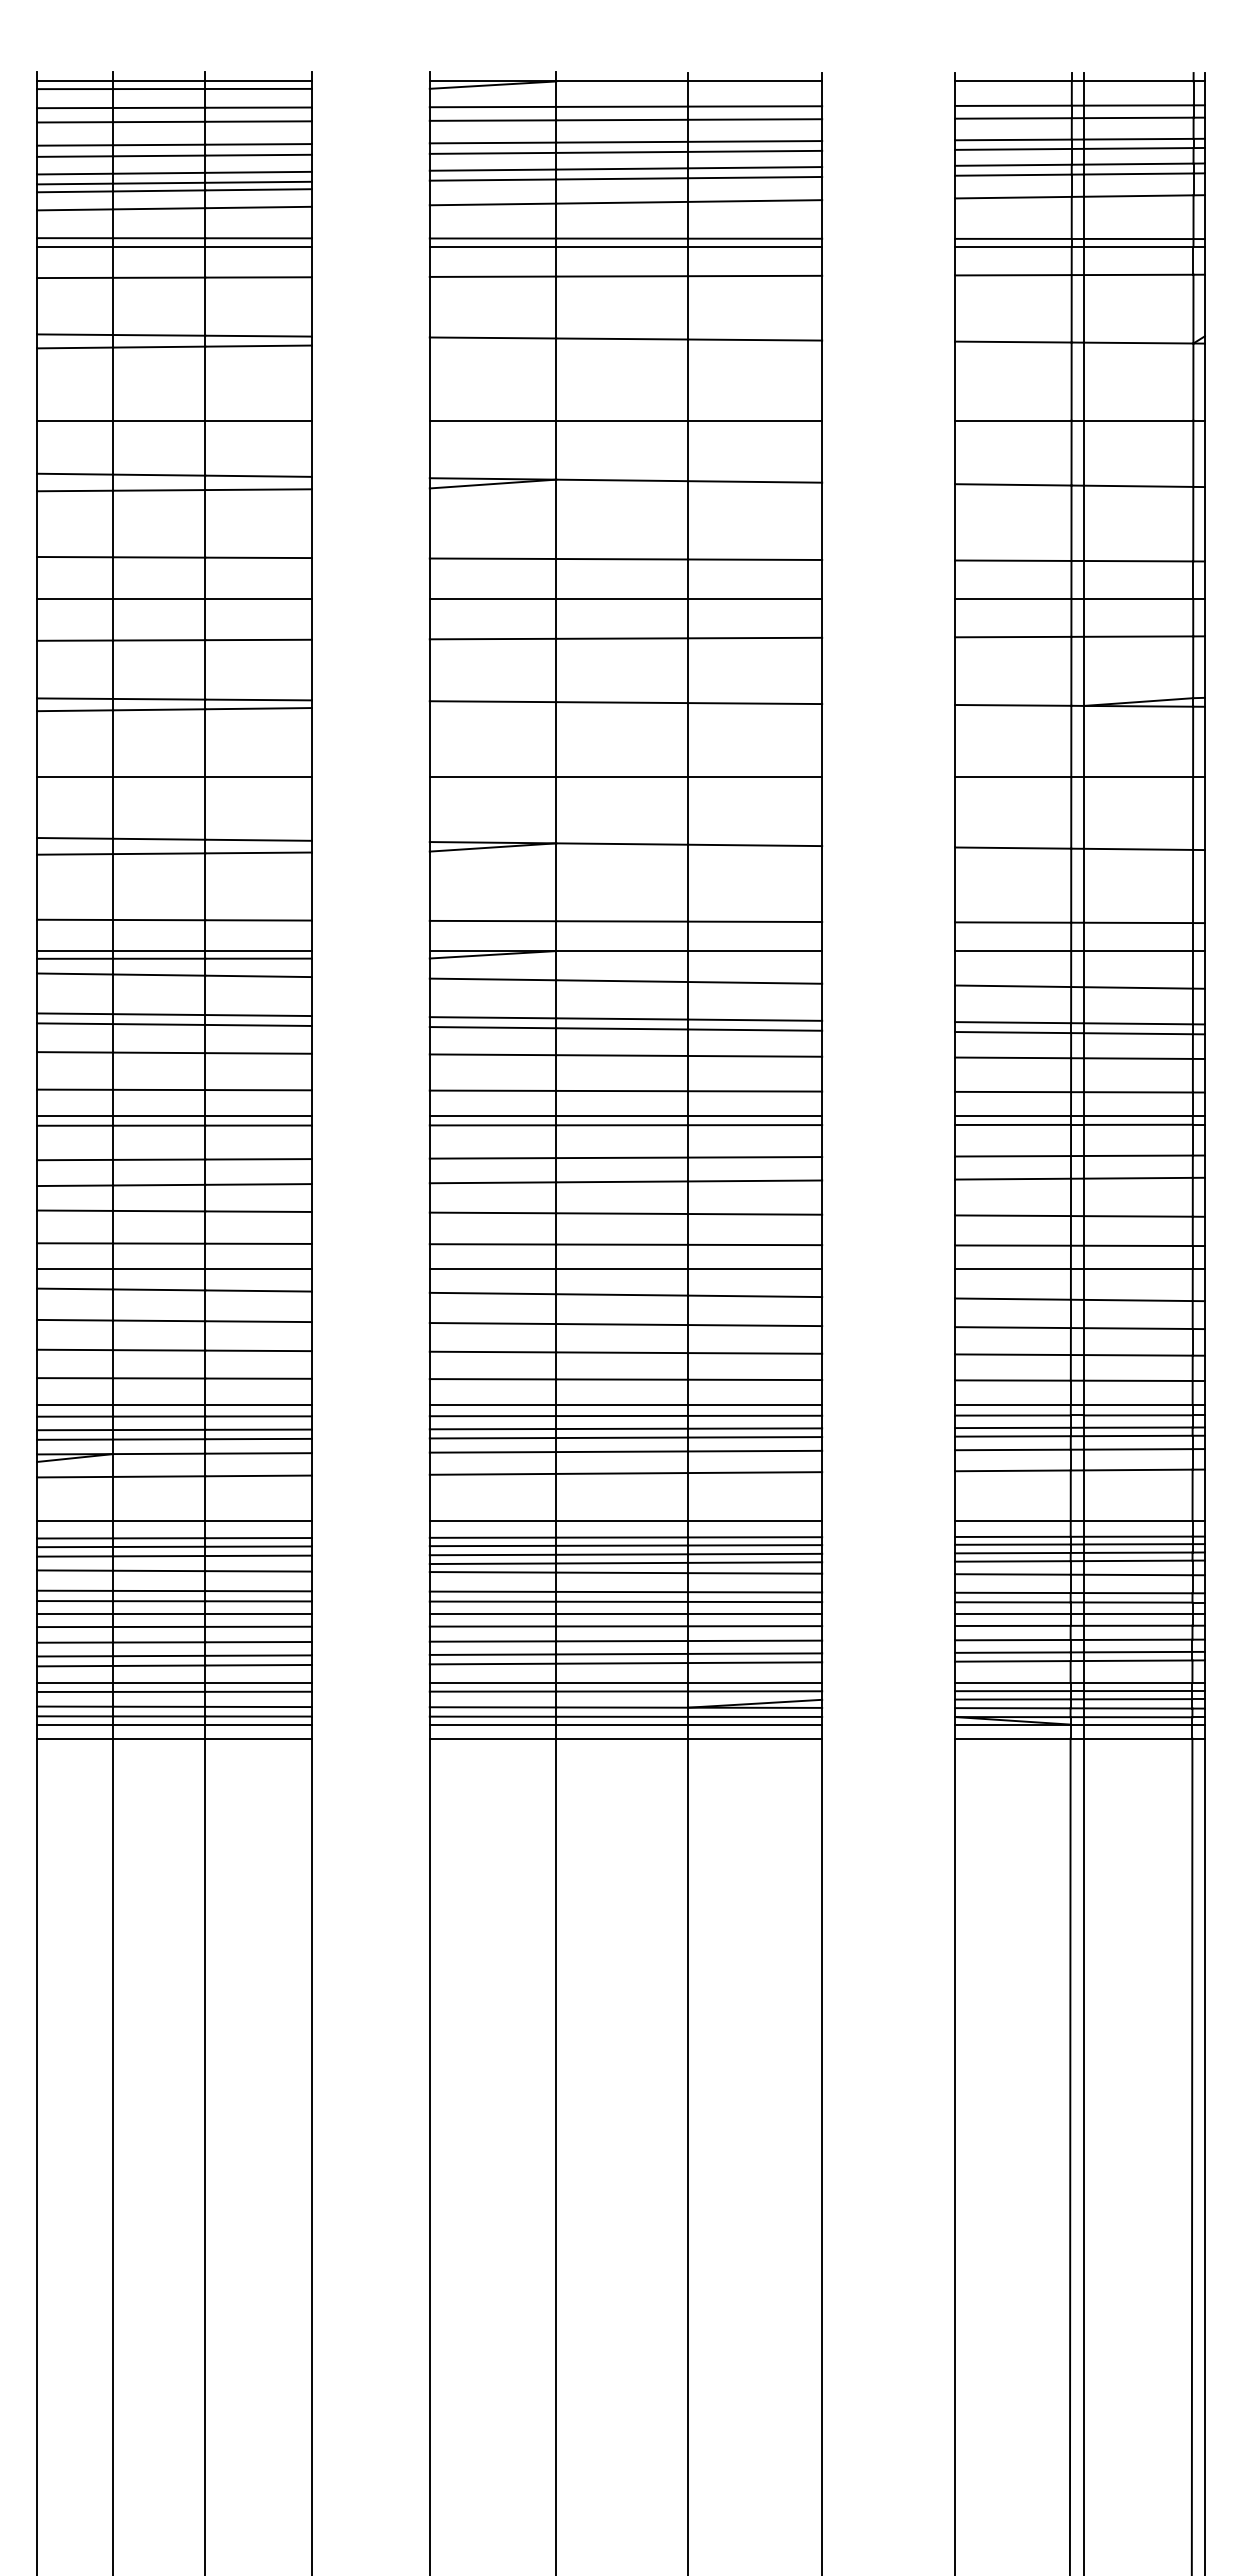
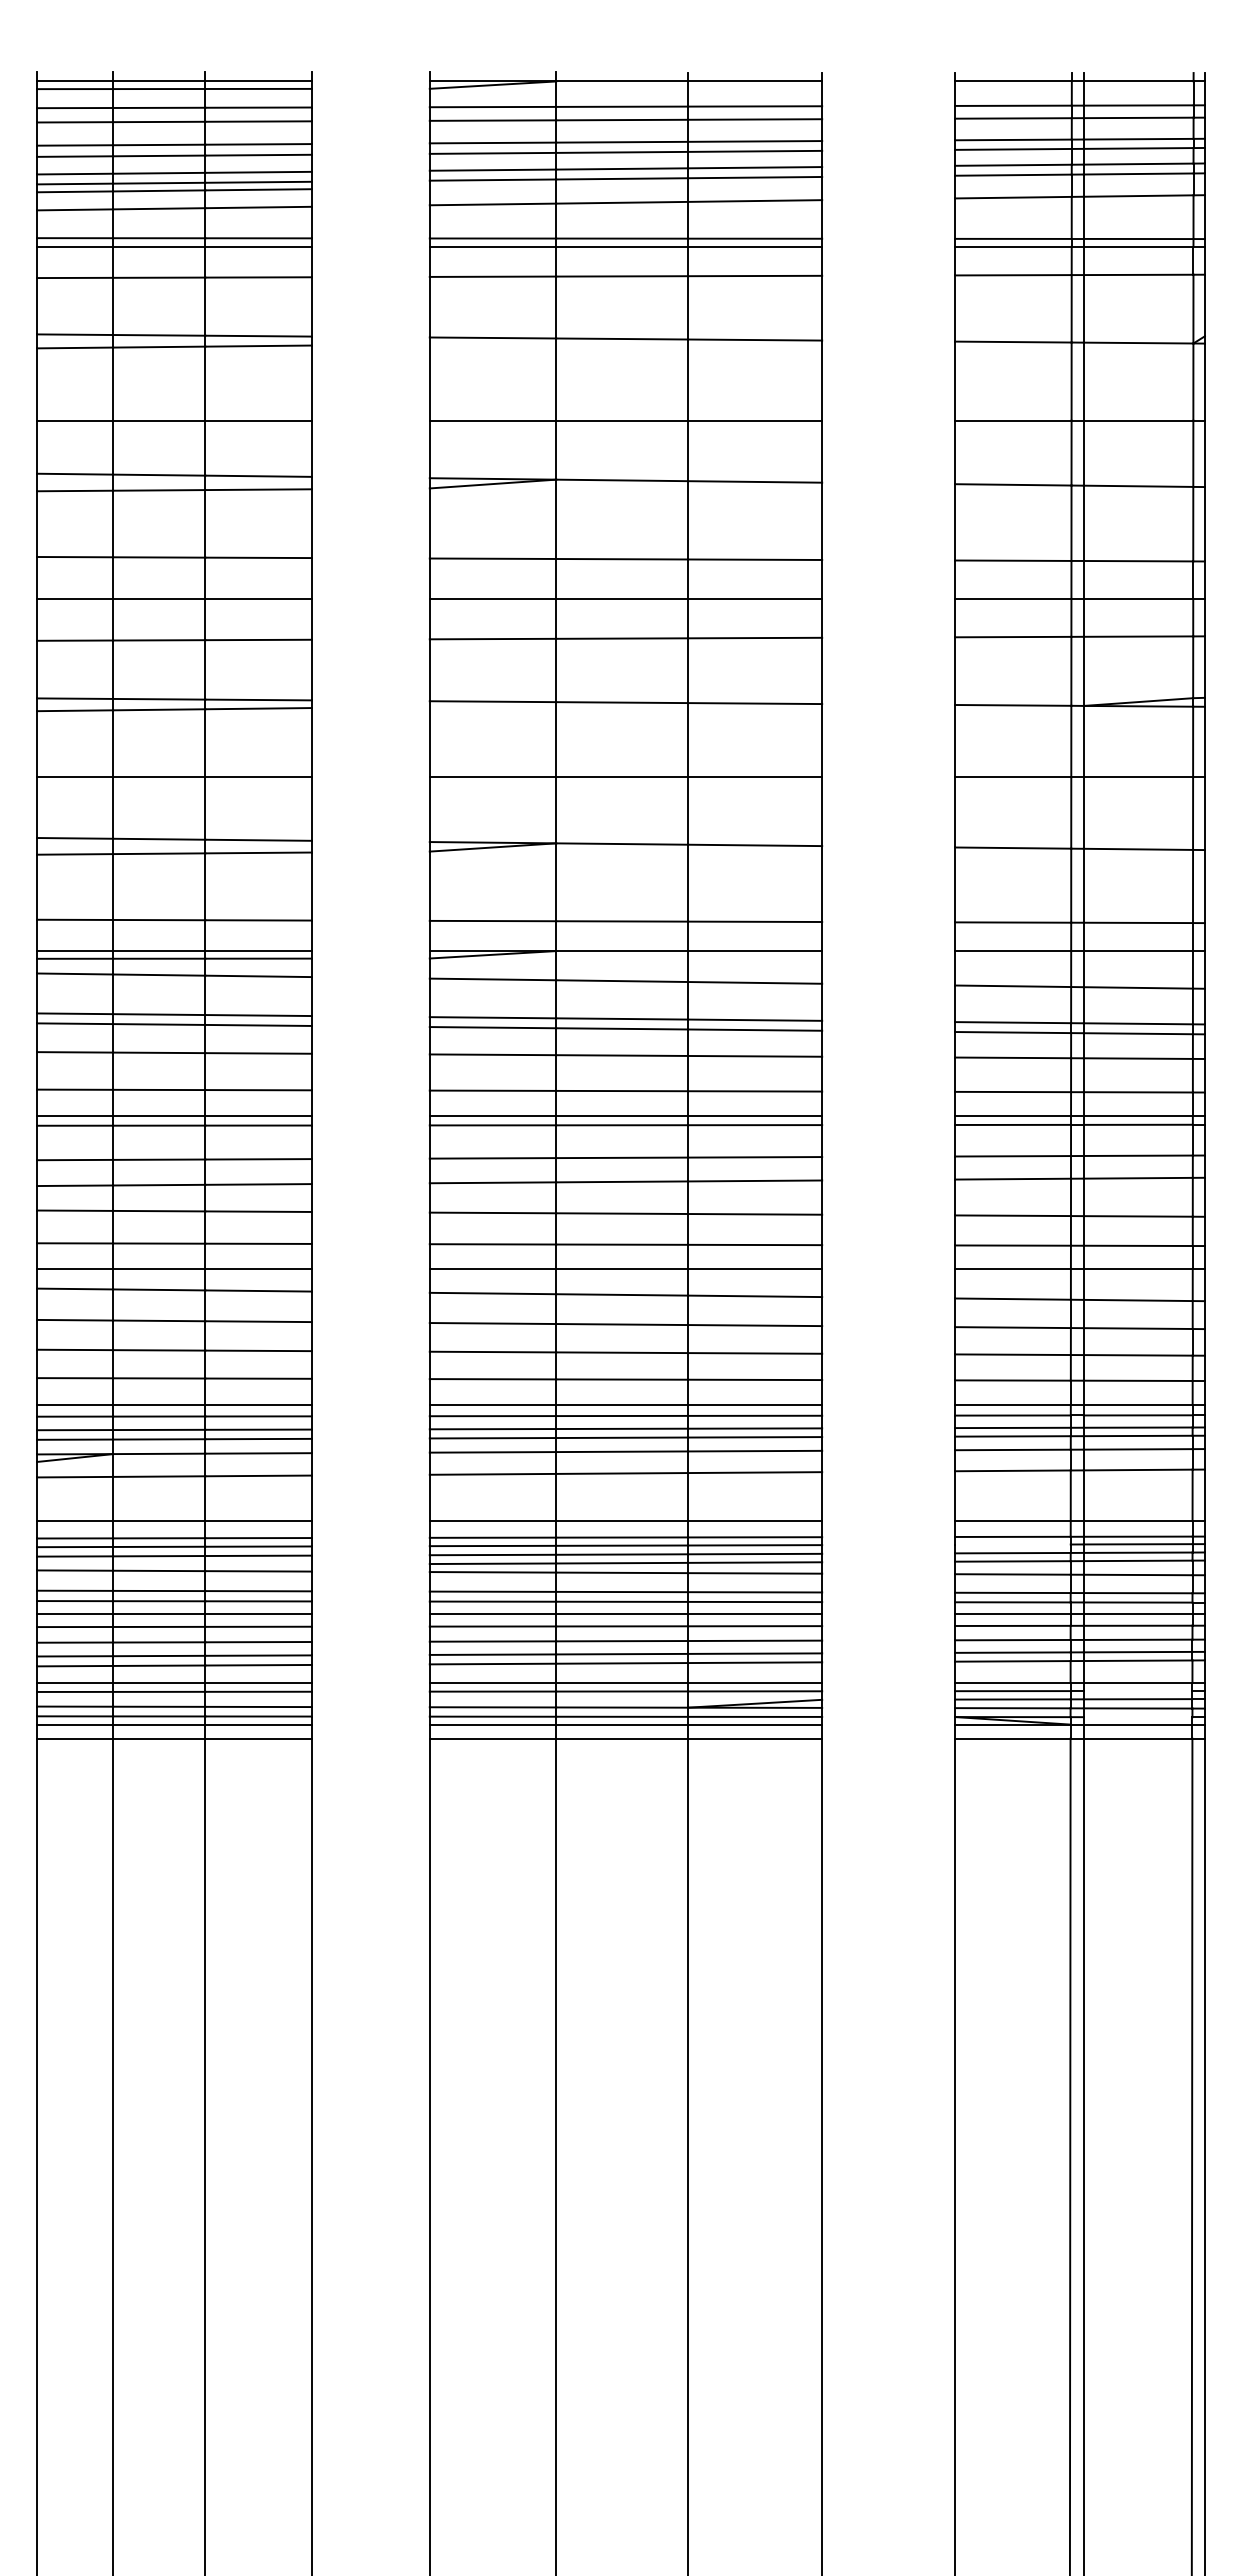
line: present -> none (1012, 1544)
line: present -> none (1137, 1690)
line: present -> none (1137, 1717)
